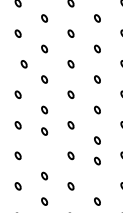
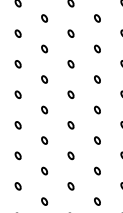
part position: (23, 64) -> (17, 64) (17, 64)
part position: (44, 131) -> (44, 140) (44, 140)
part position: (97, 160) -> (97, 170) (97, 170)
part position: (44, 175) -> (44, 170) (44, 170)
